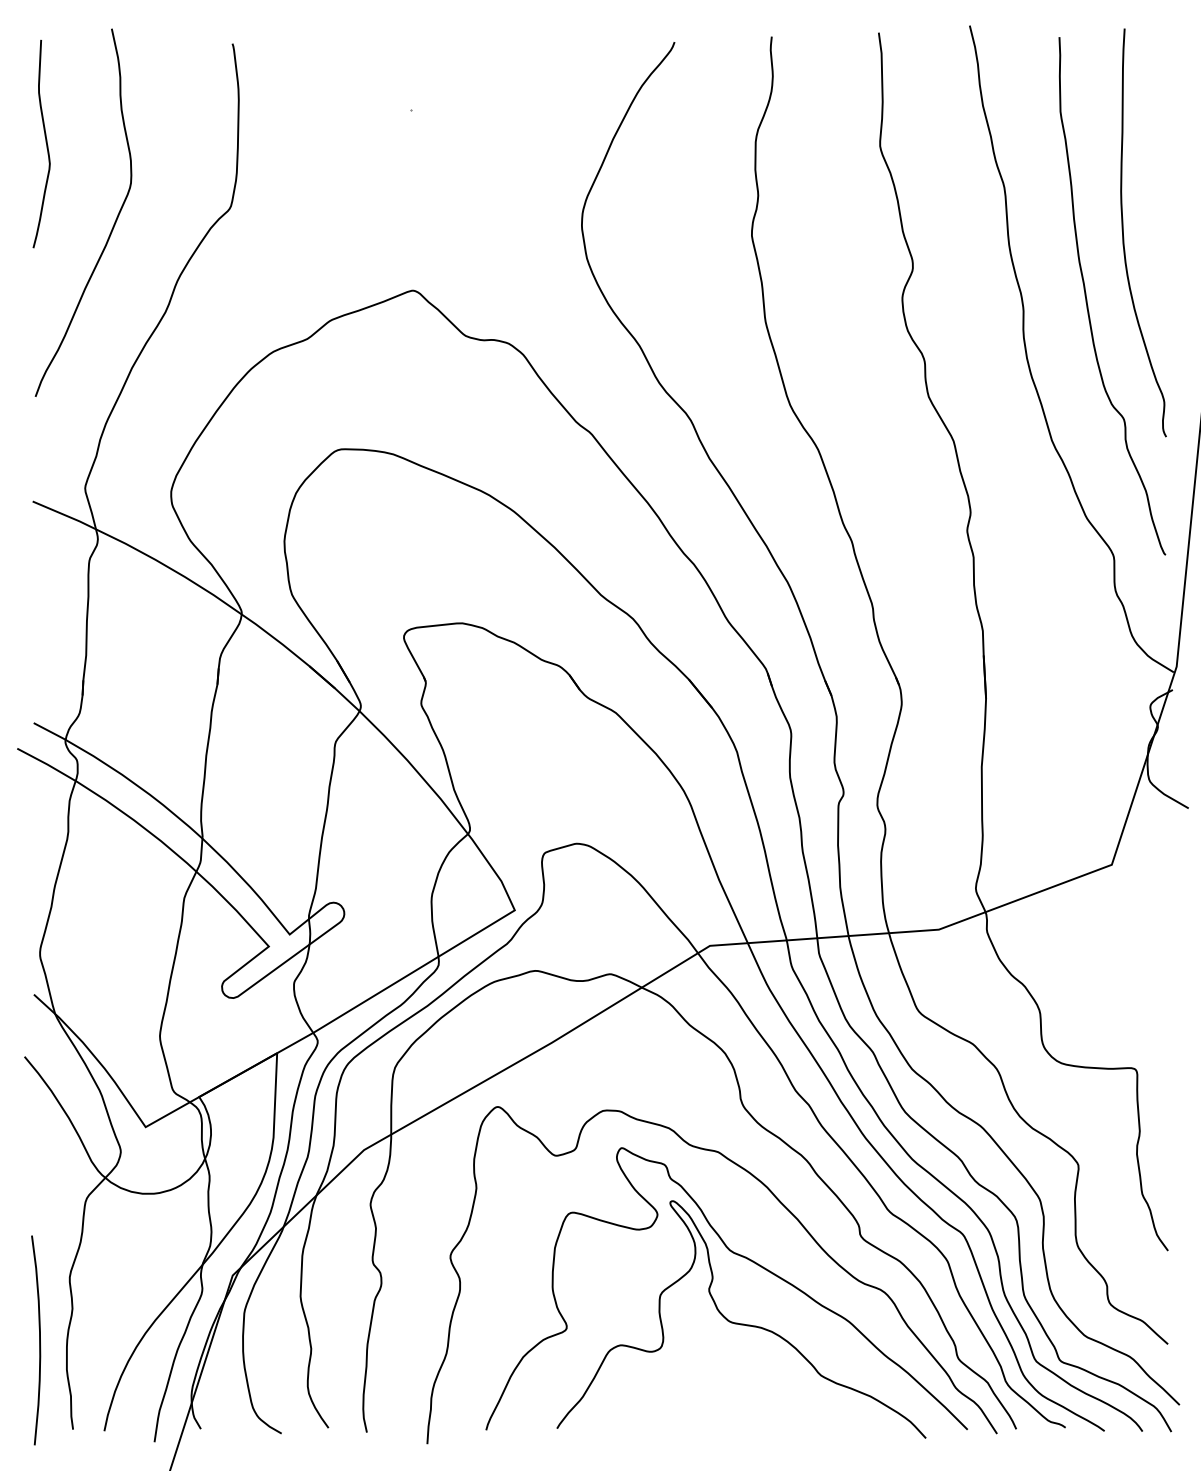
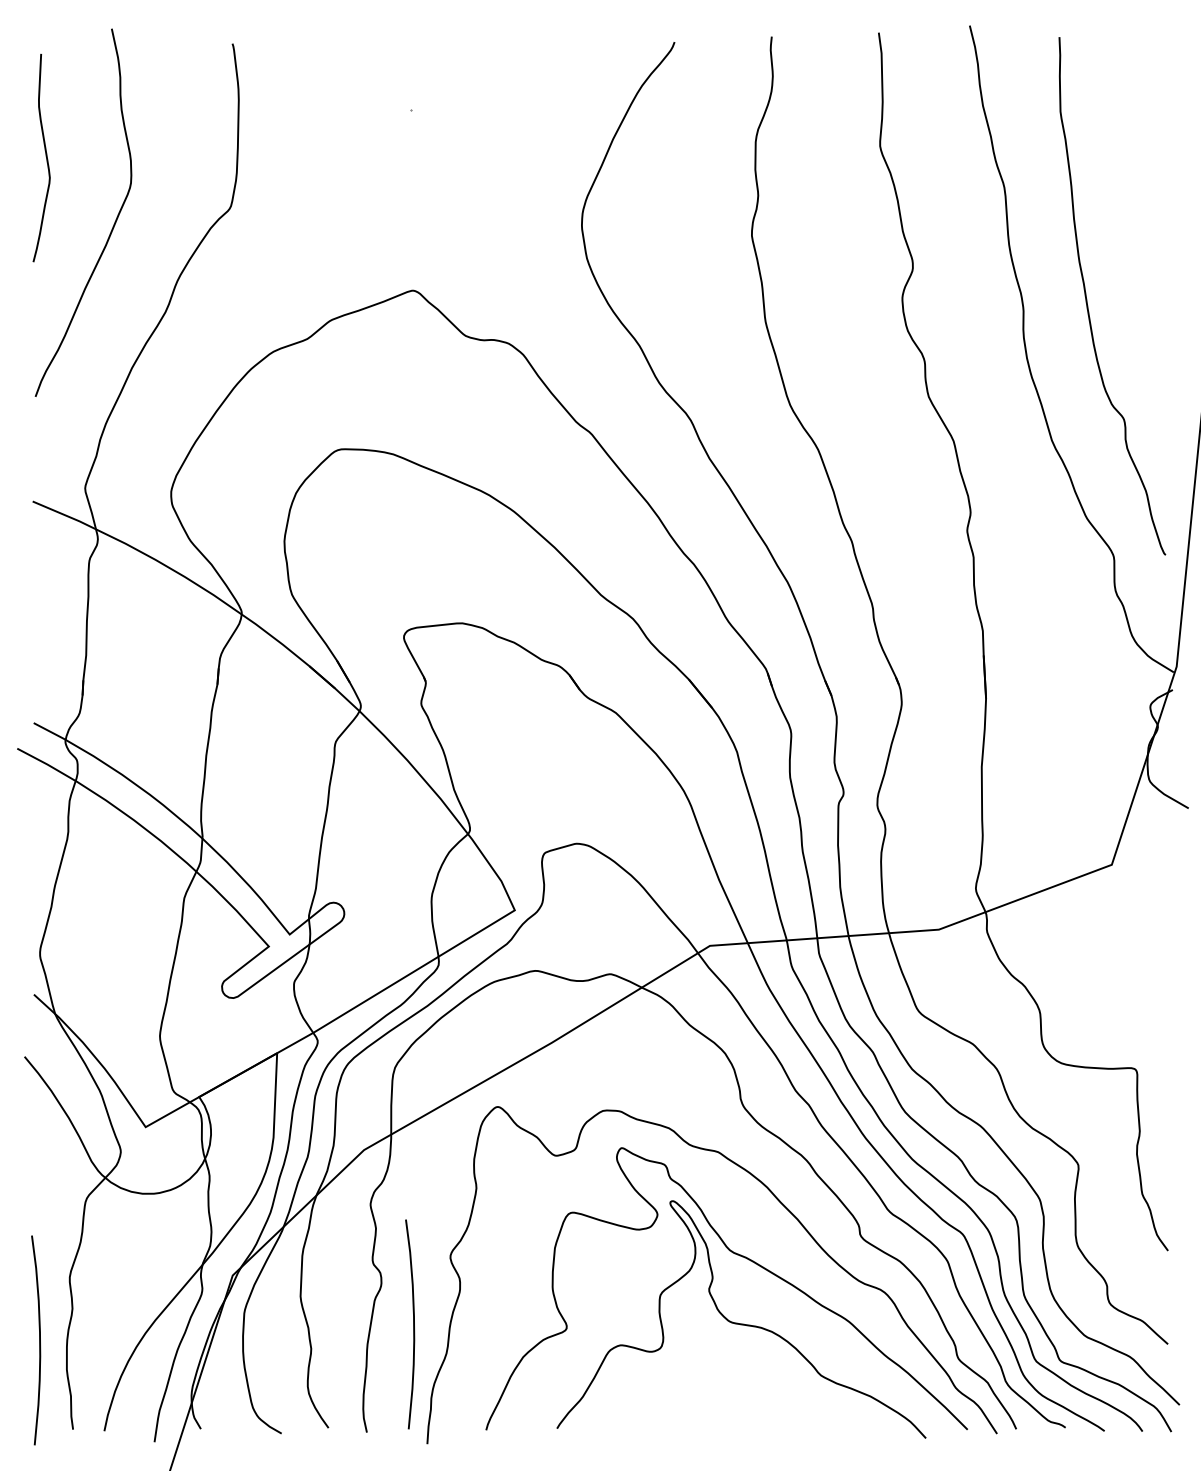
curve position: (45, 142) -> (45, 156) (45, 156)
curve: present -> none (1124, 237)
curve: none -> present (413, 1324)
